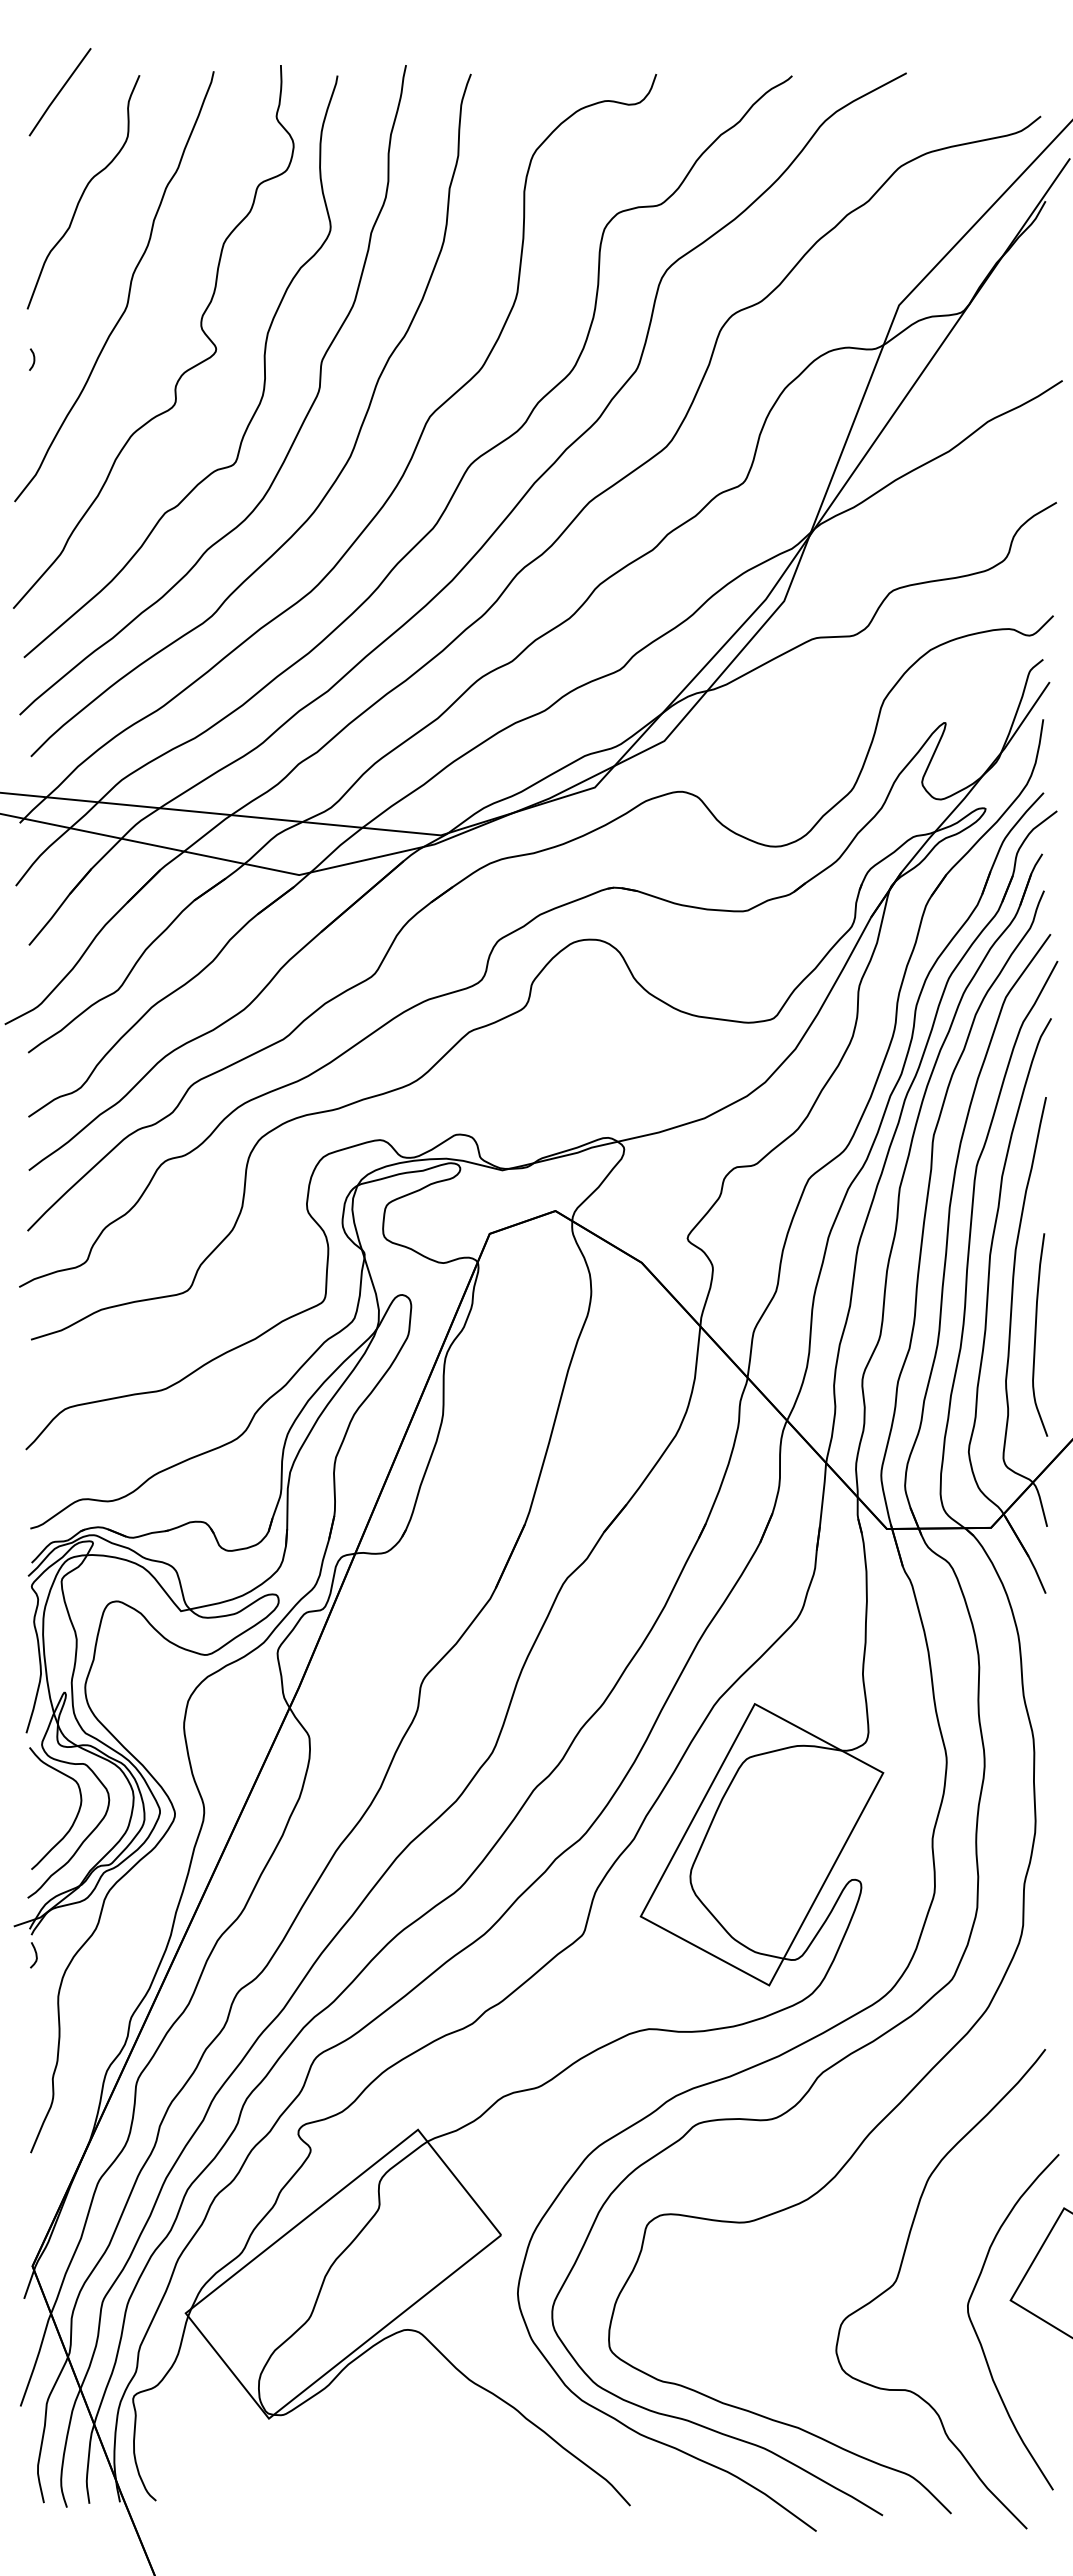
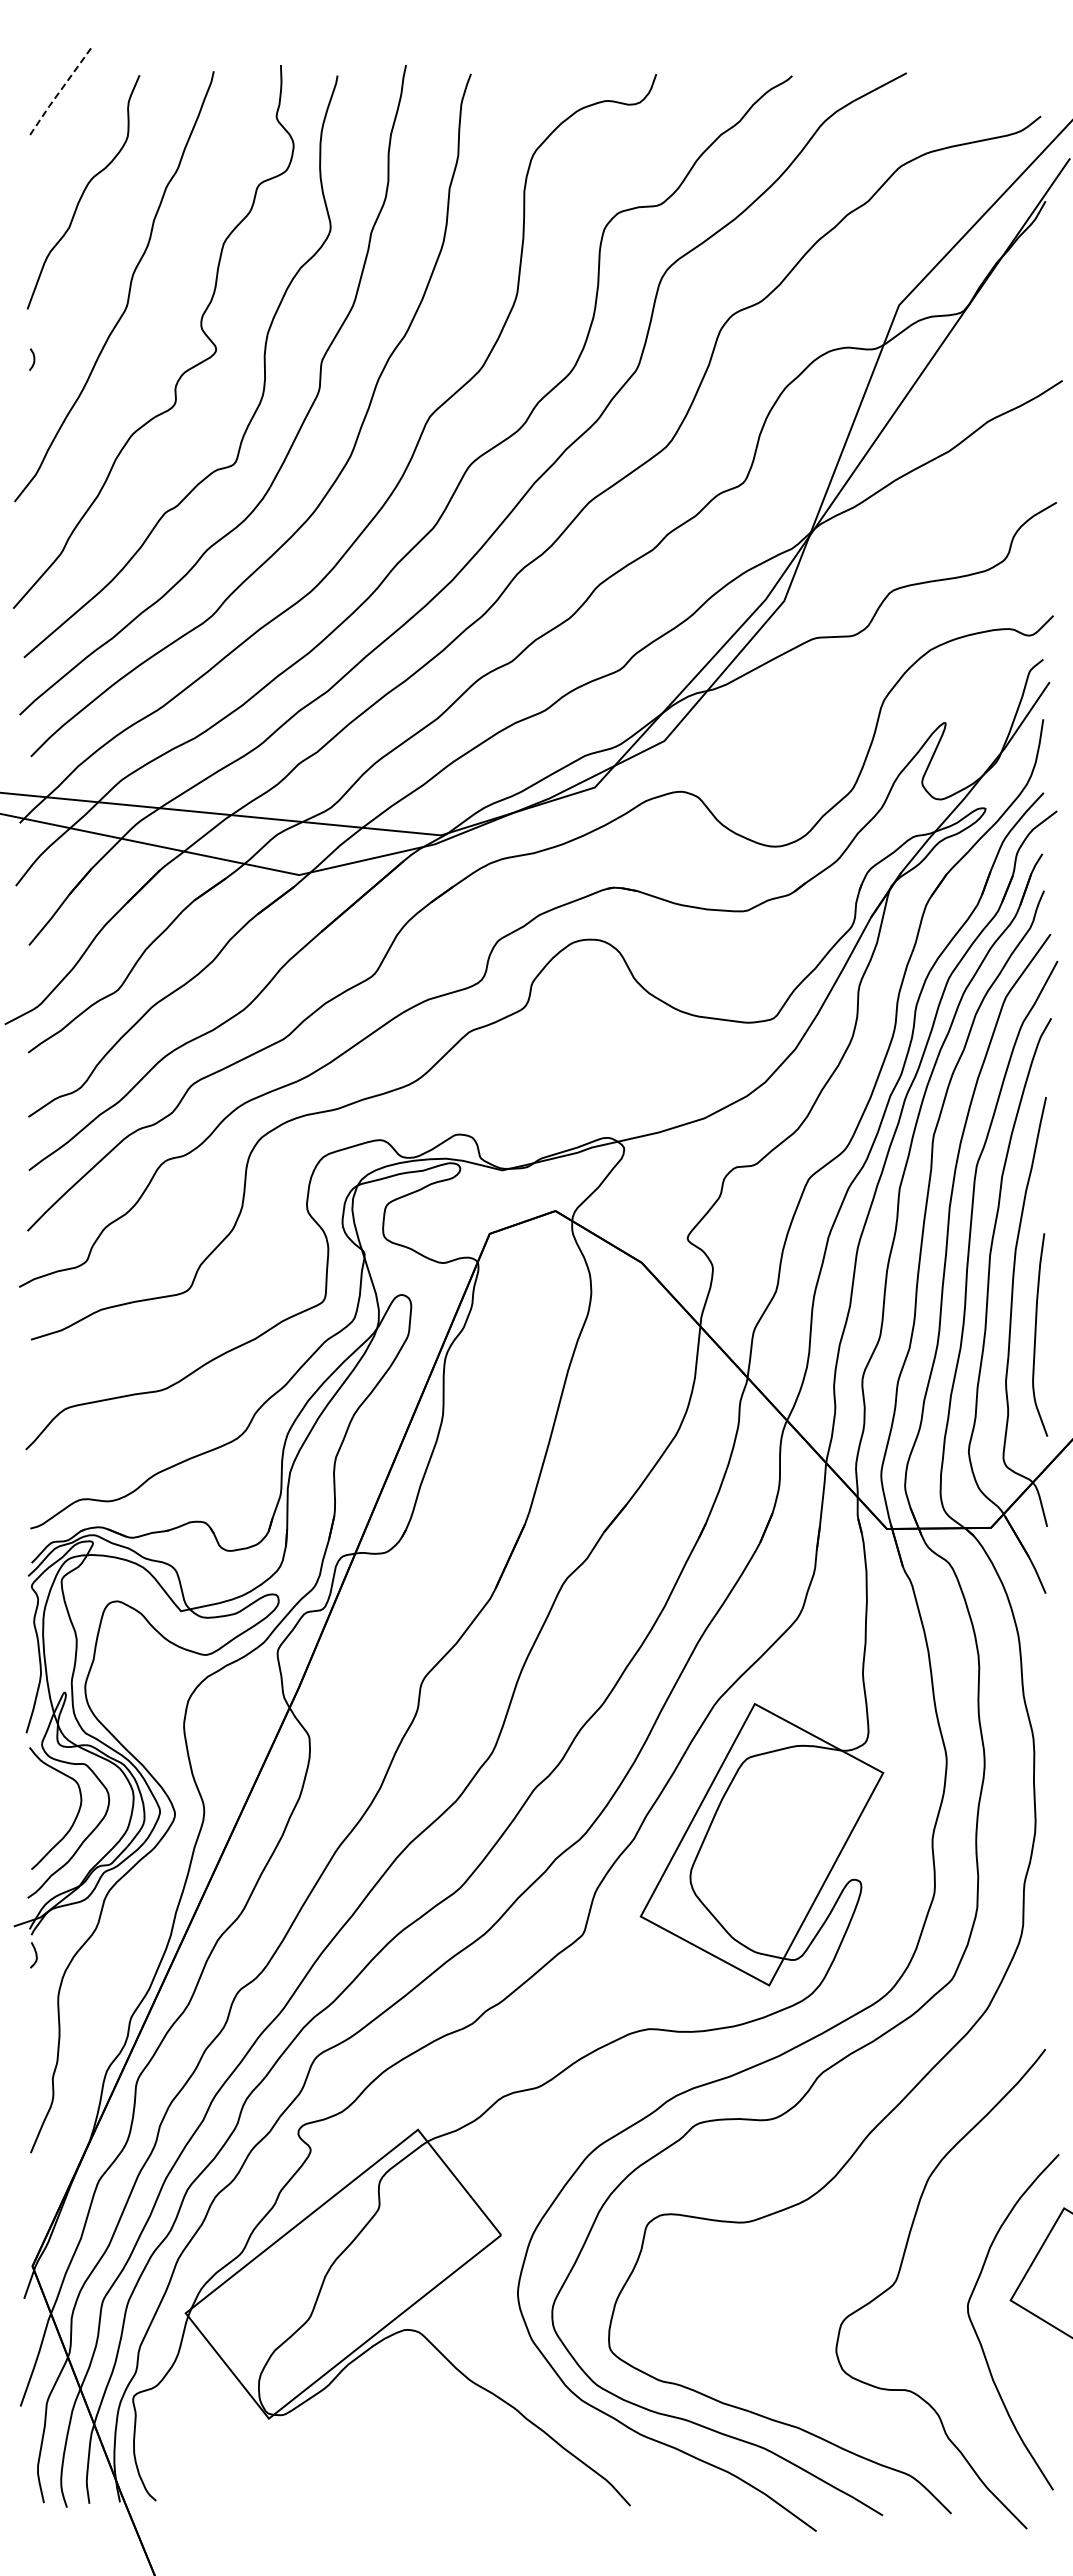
line: solid -> dashed (59, 92)
